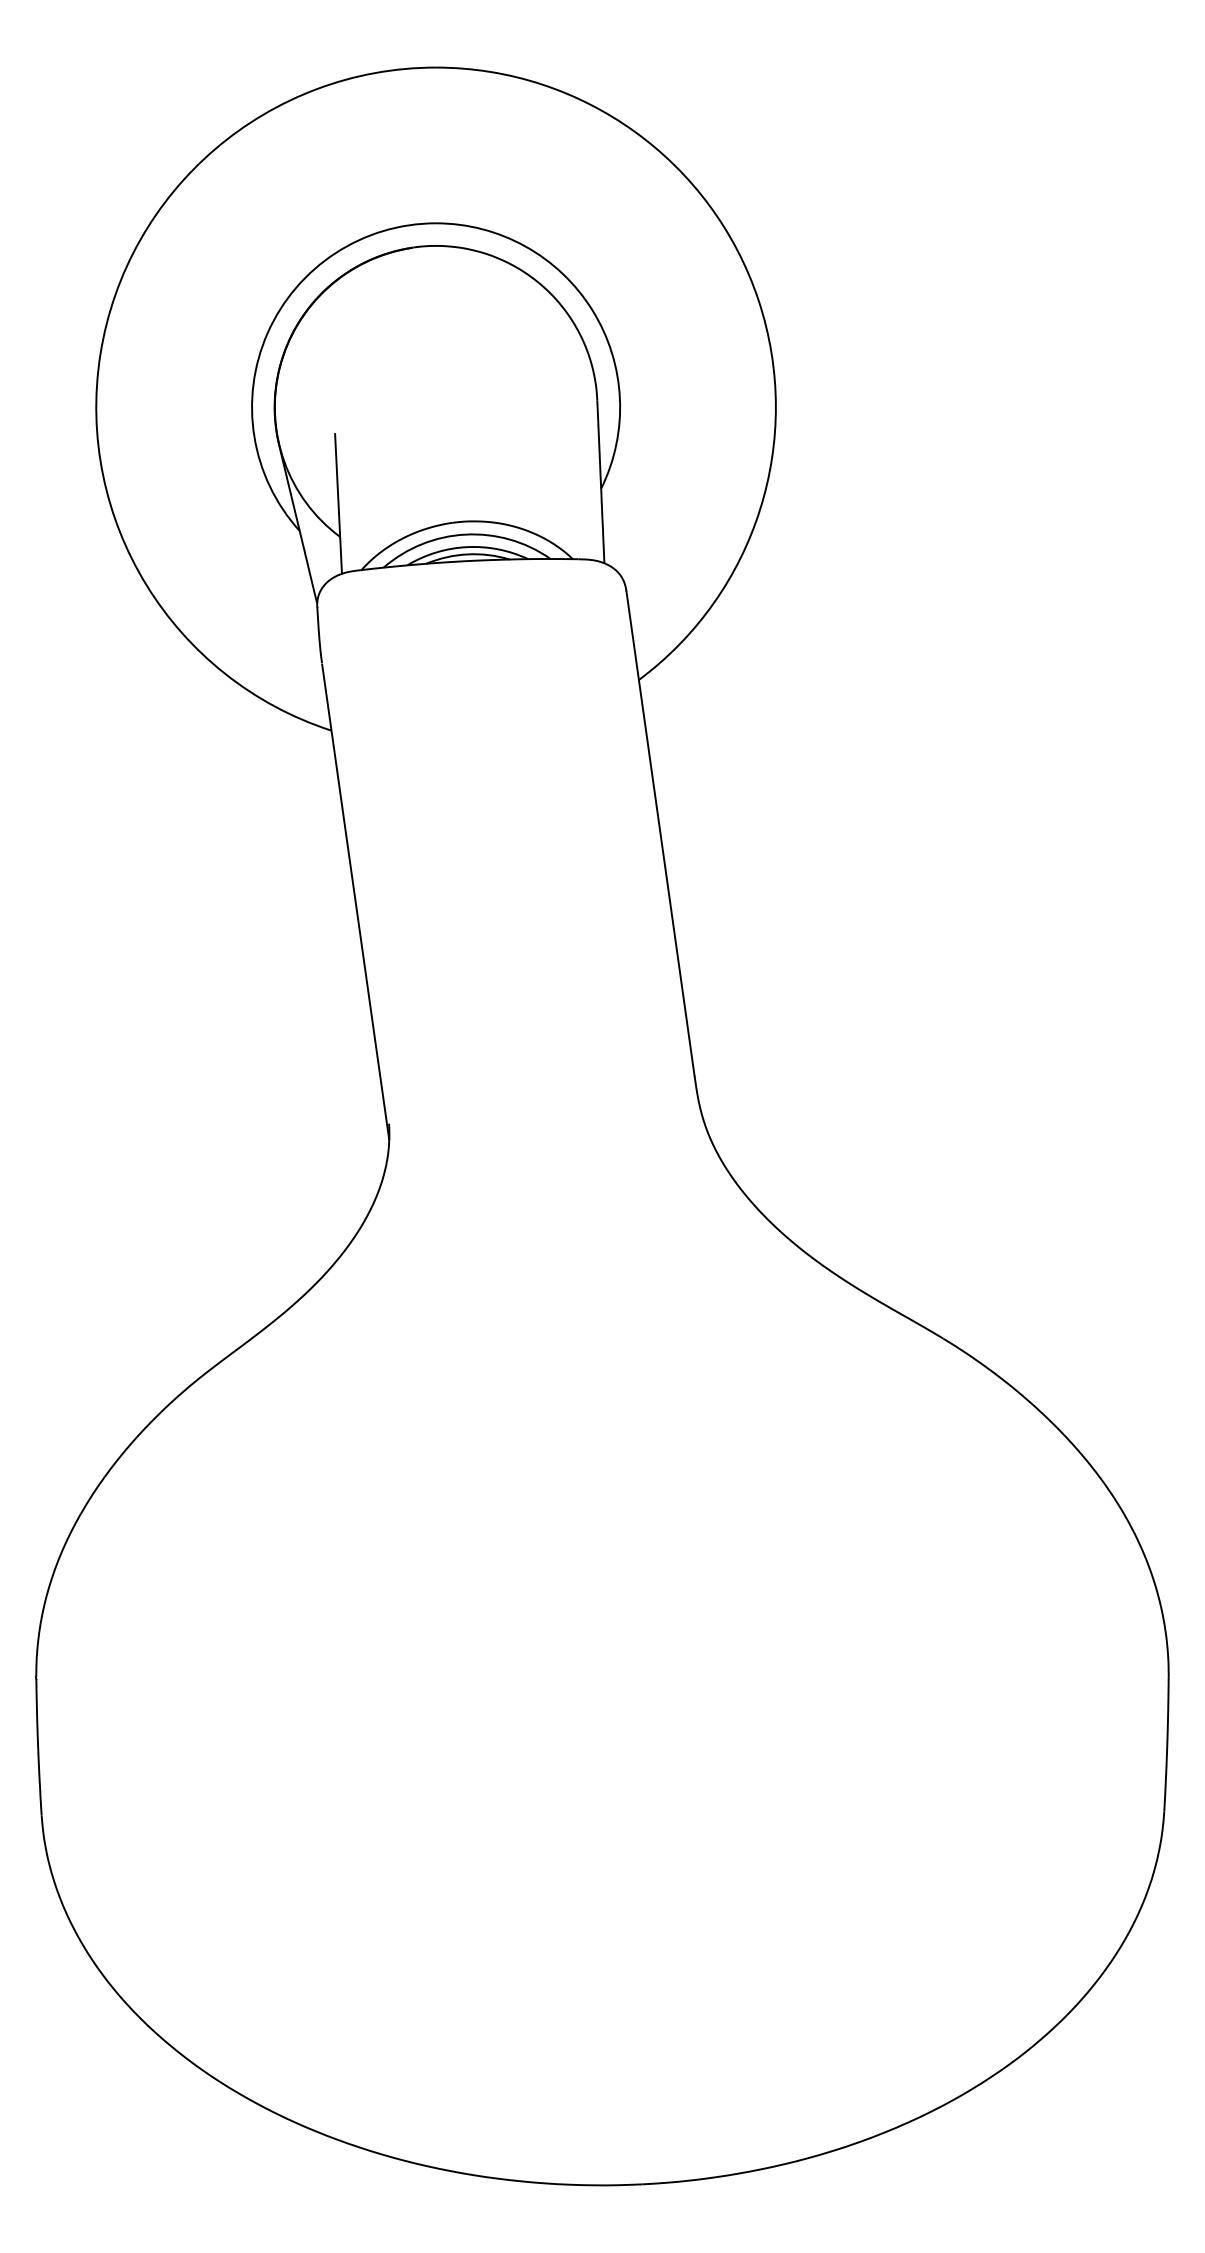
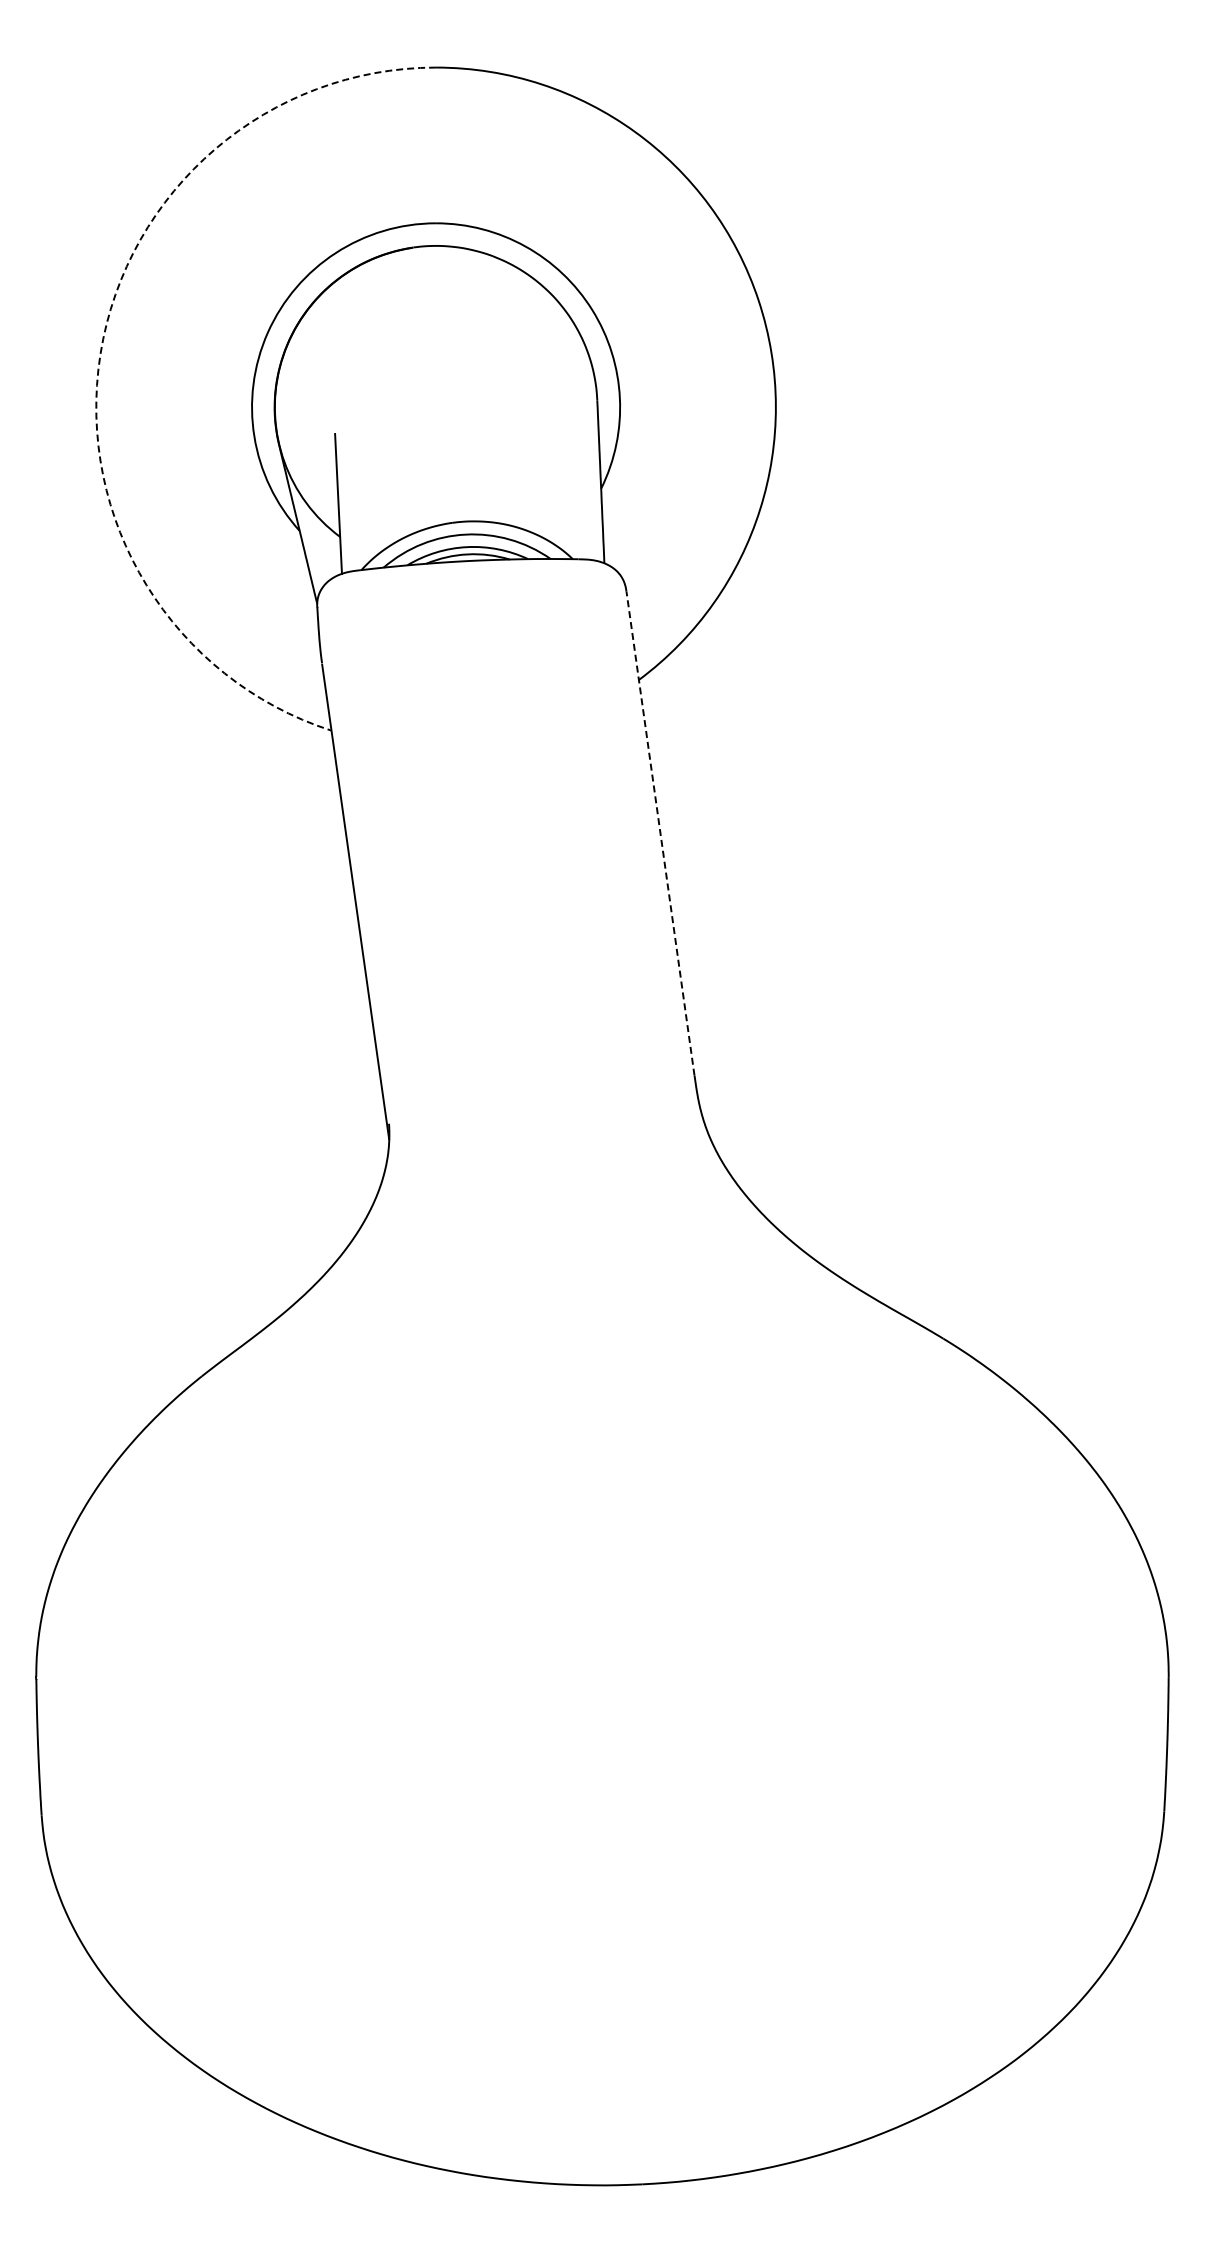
arc: solid -> dashed (100, 354)
line: solid -> dashed (660, 833)
